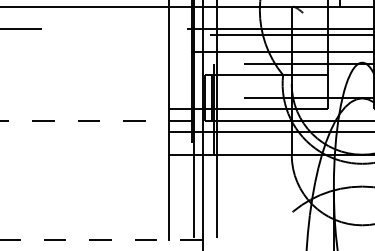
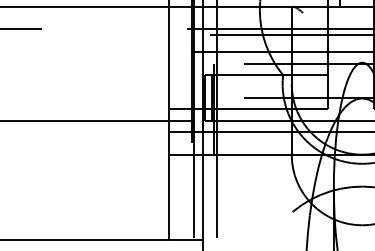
line: dashed -> solid (95, 120)
line: dashed -> solid (101, 240)
